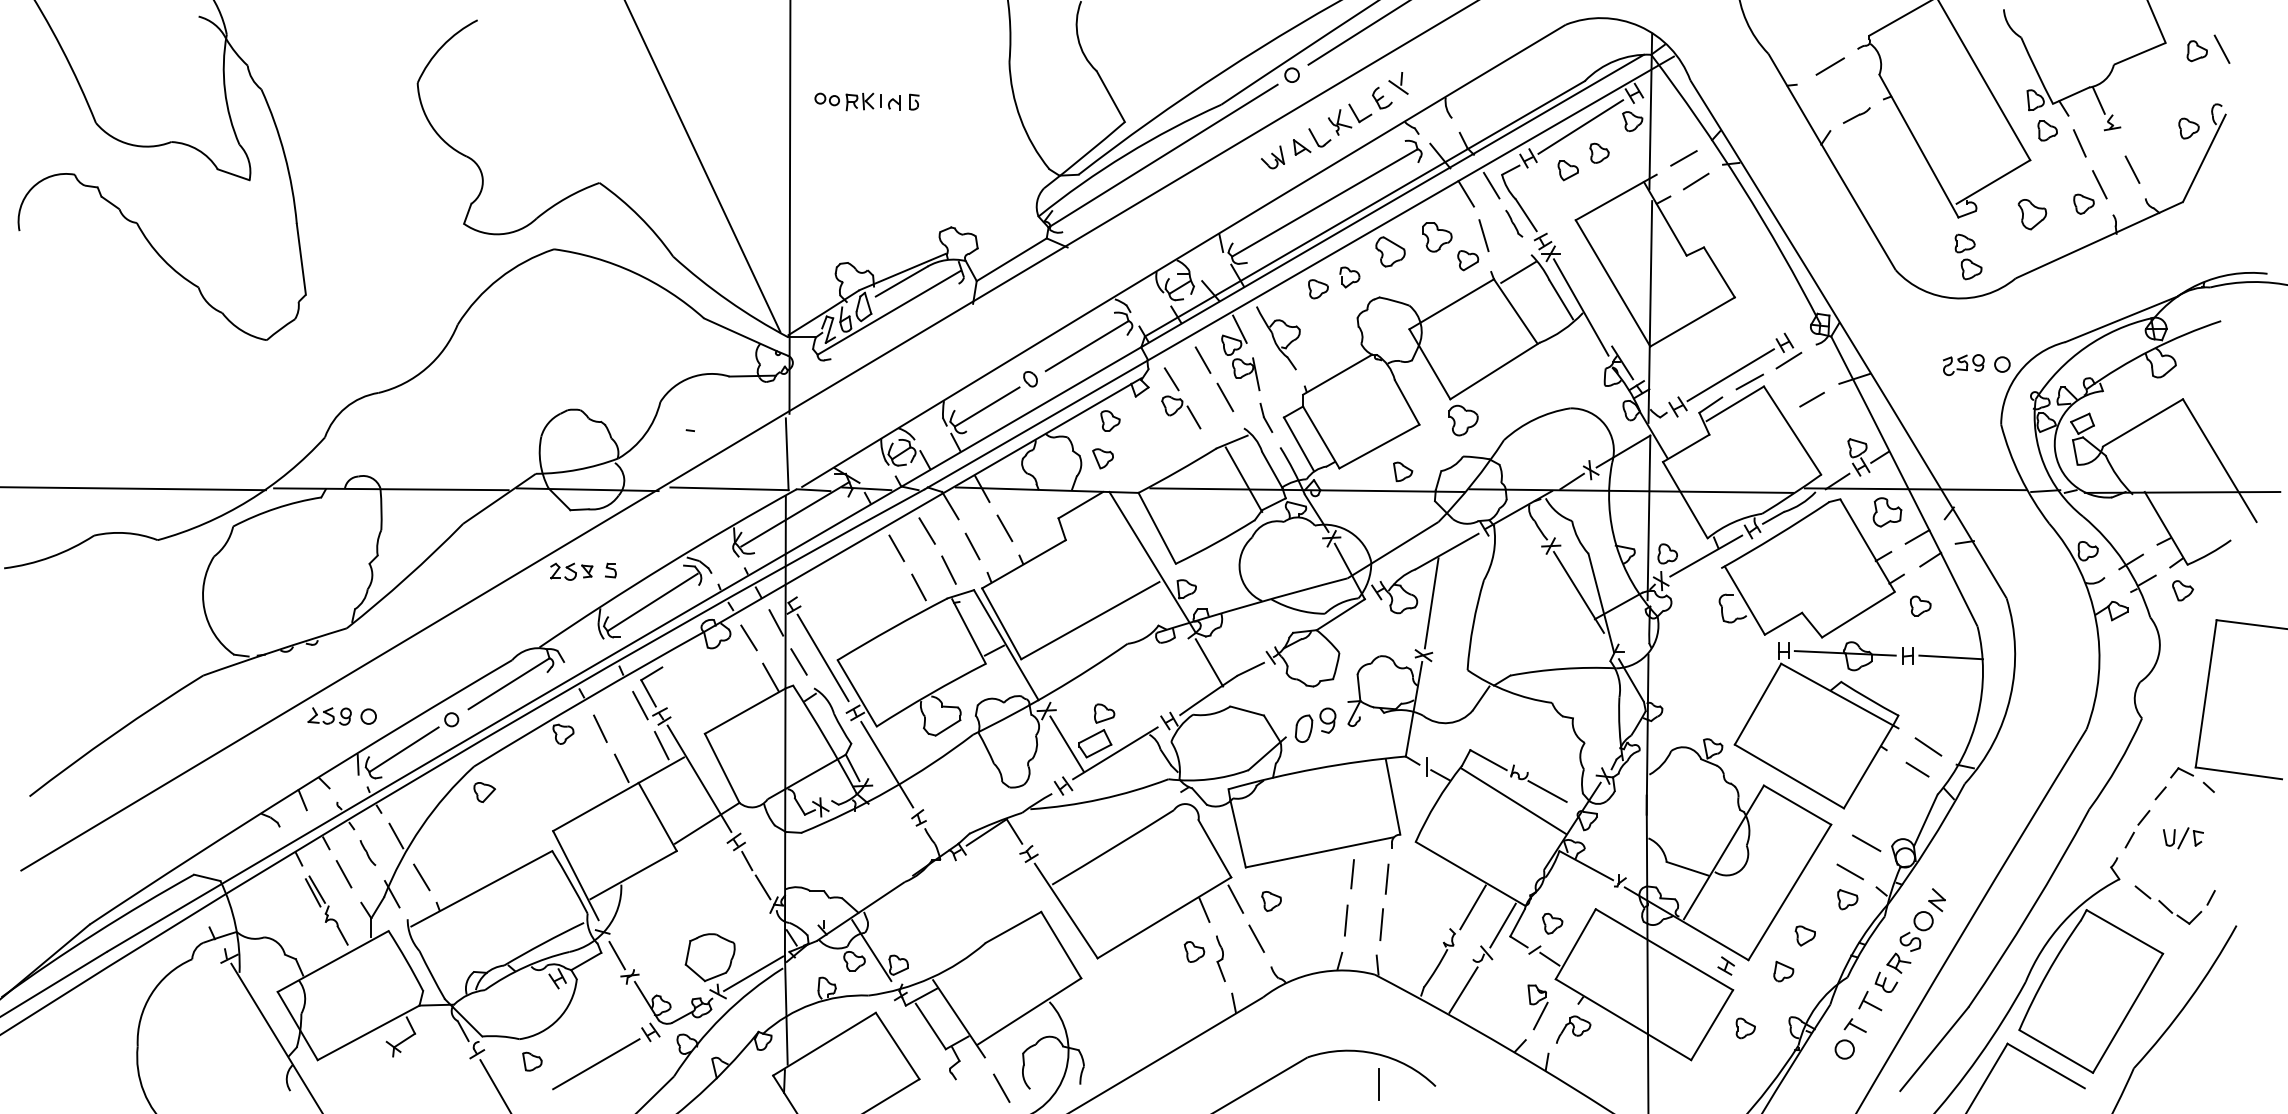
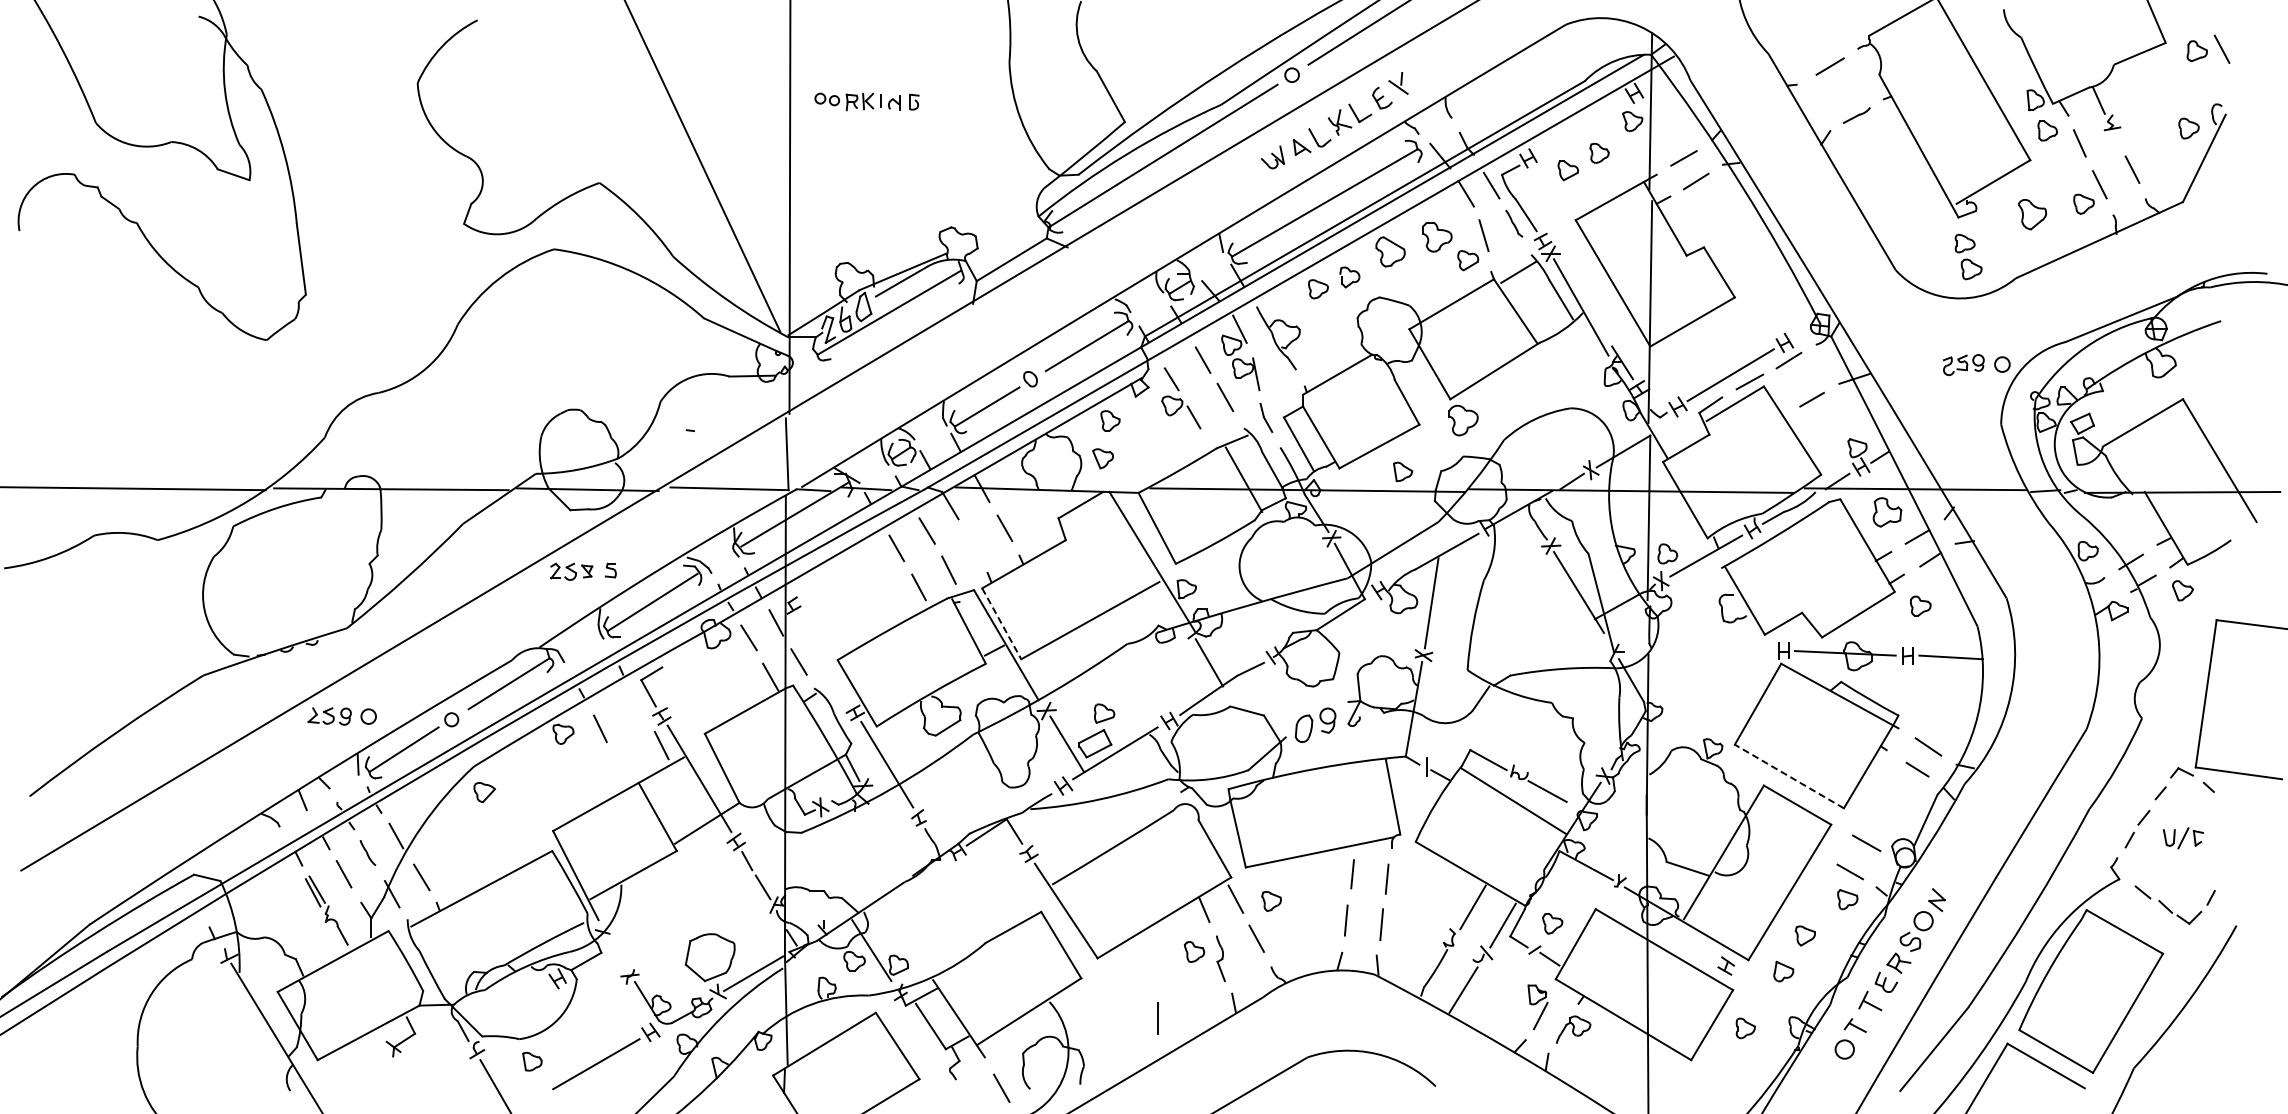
line: present -> none (1580, 126)
line: present -> none (972, 546)
line: solid -> dashed (1001, 624)
line: present -> none (822, 657)
line: present -> none (640, 705)
line: present -> none (621, 767)
line: solid -> dashed (1788, 776)
line: present -> none (616, 955)
line position: (1378, 1084) -> (1157, 1018) (1157, 1018)
